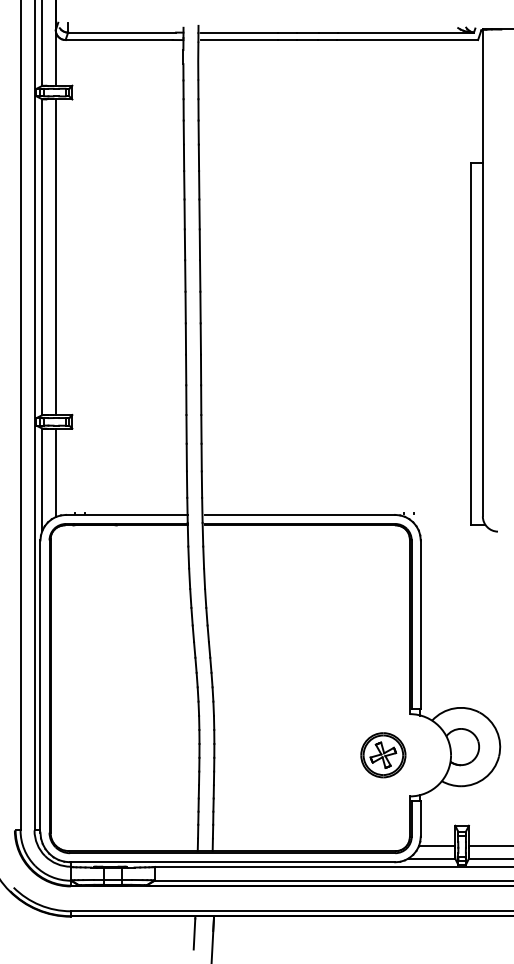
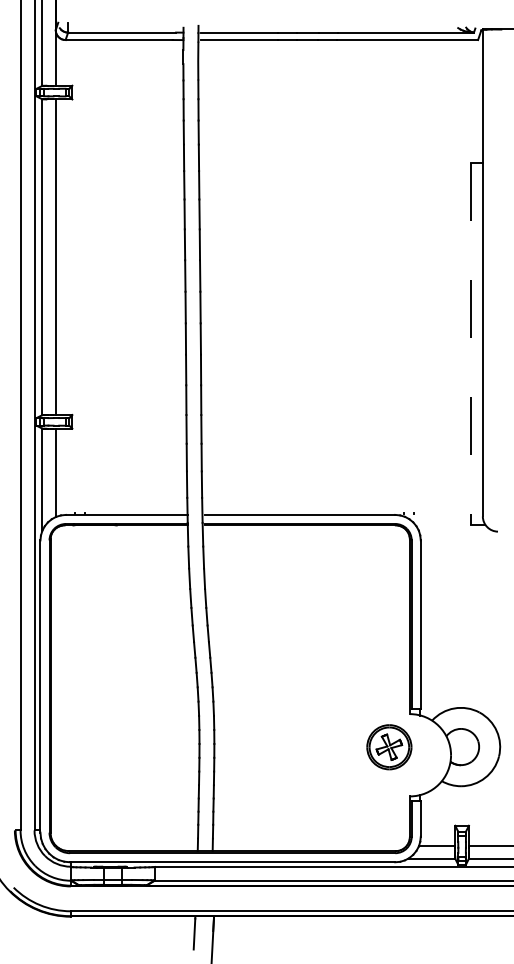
line: solid -> dashed (471, 343)
part position: (383, 755) -> (389, 747) (389, 747)
